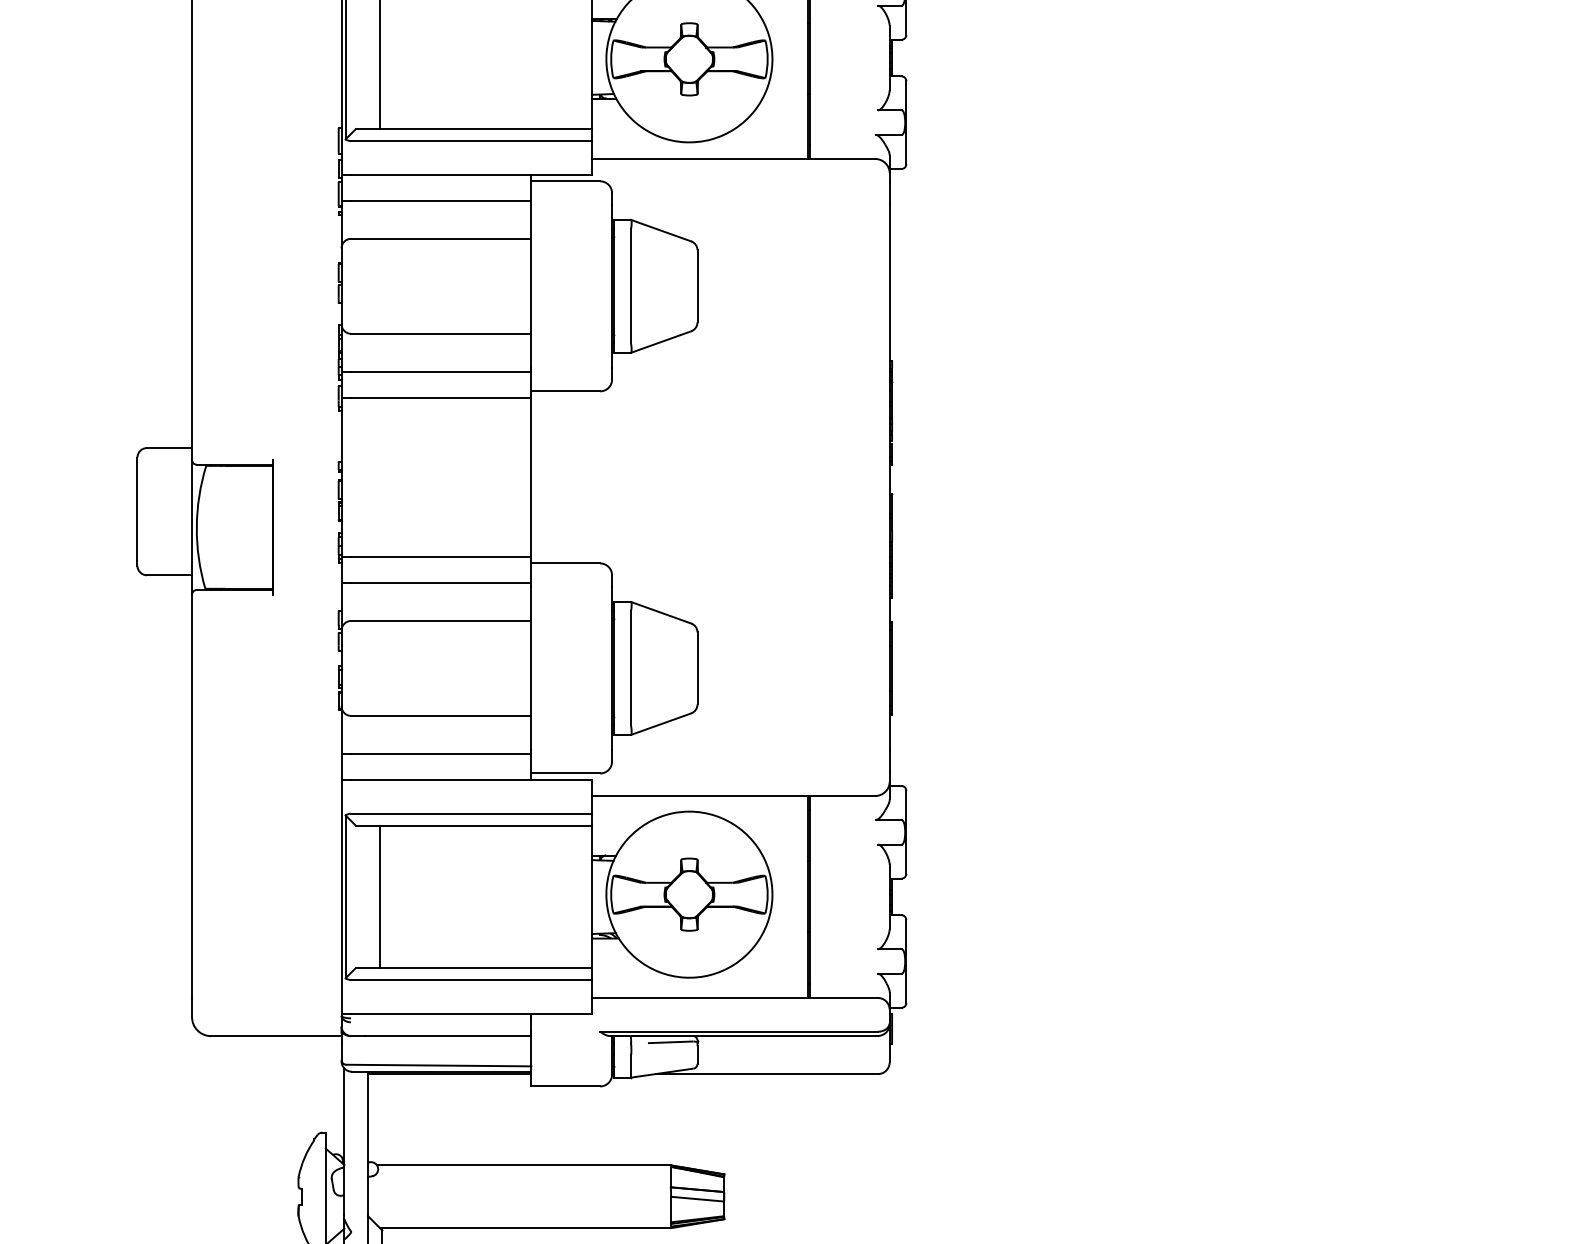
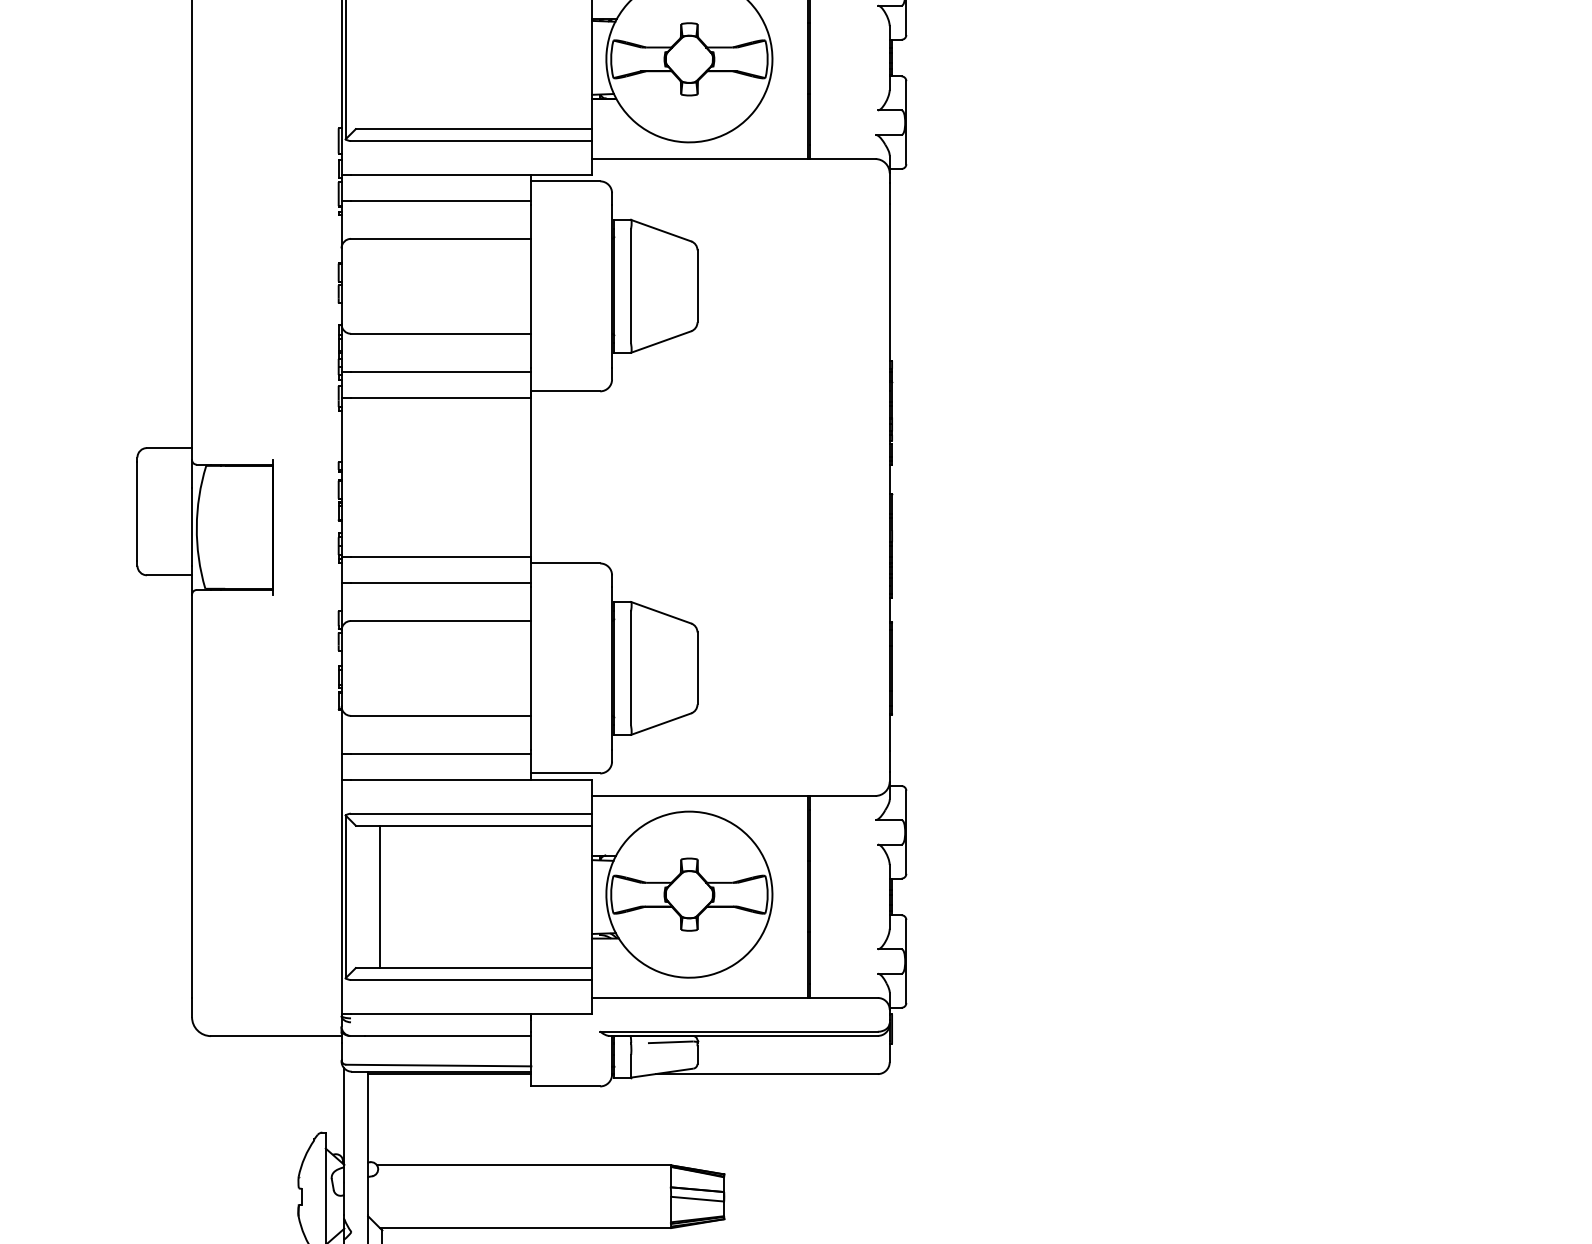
line: present -> none (379, 65)
